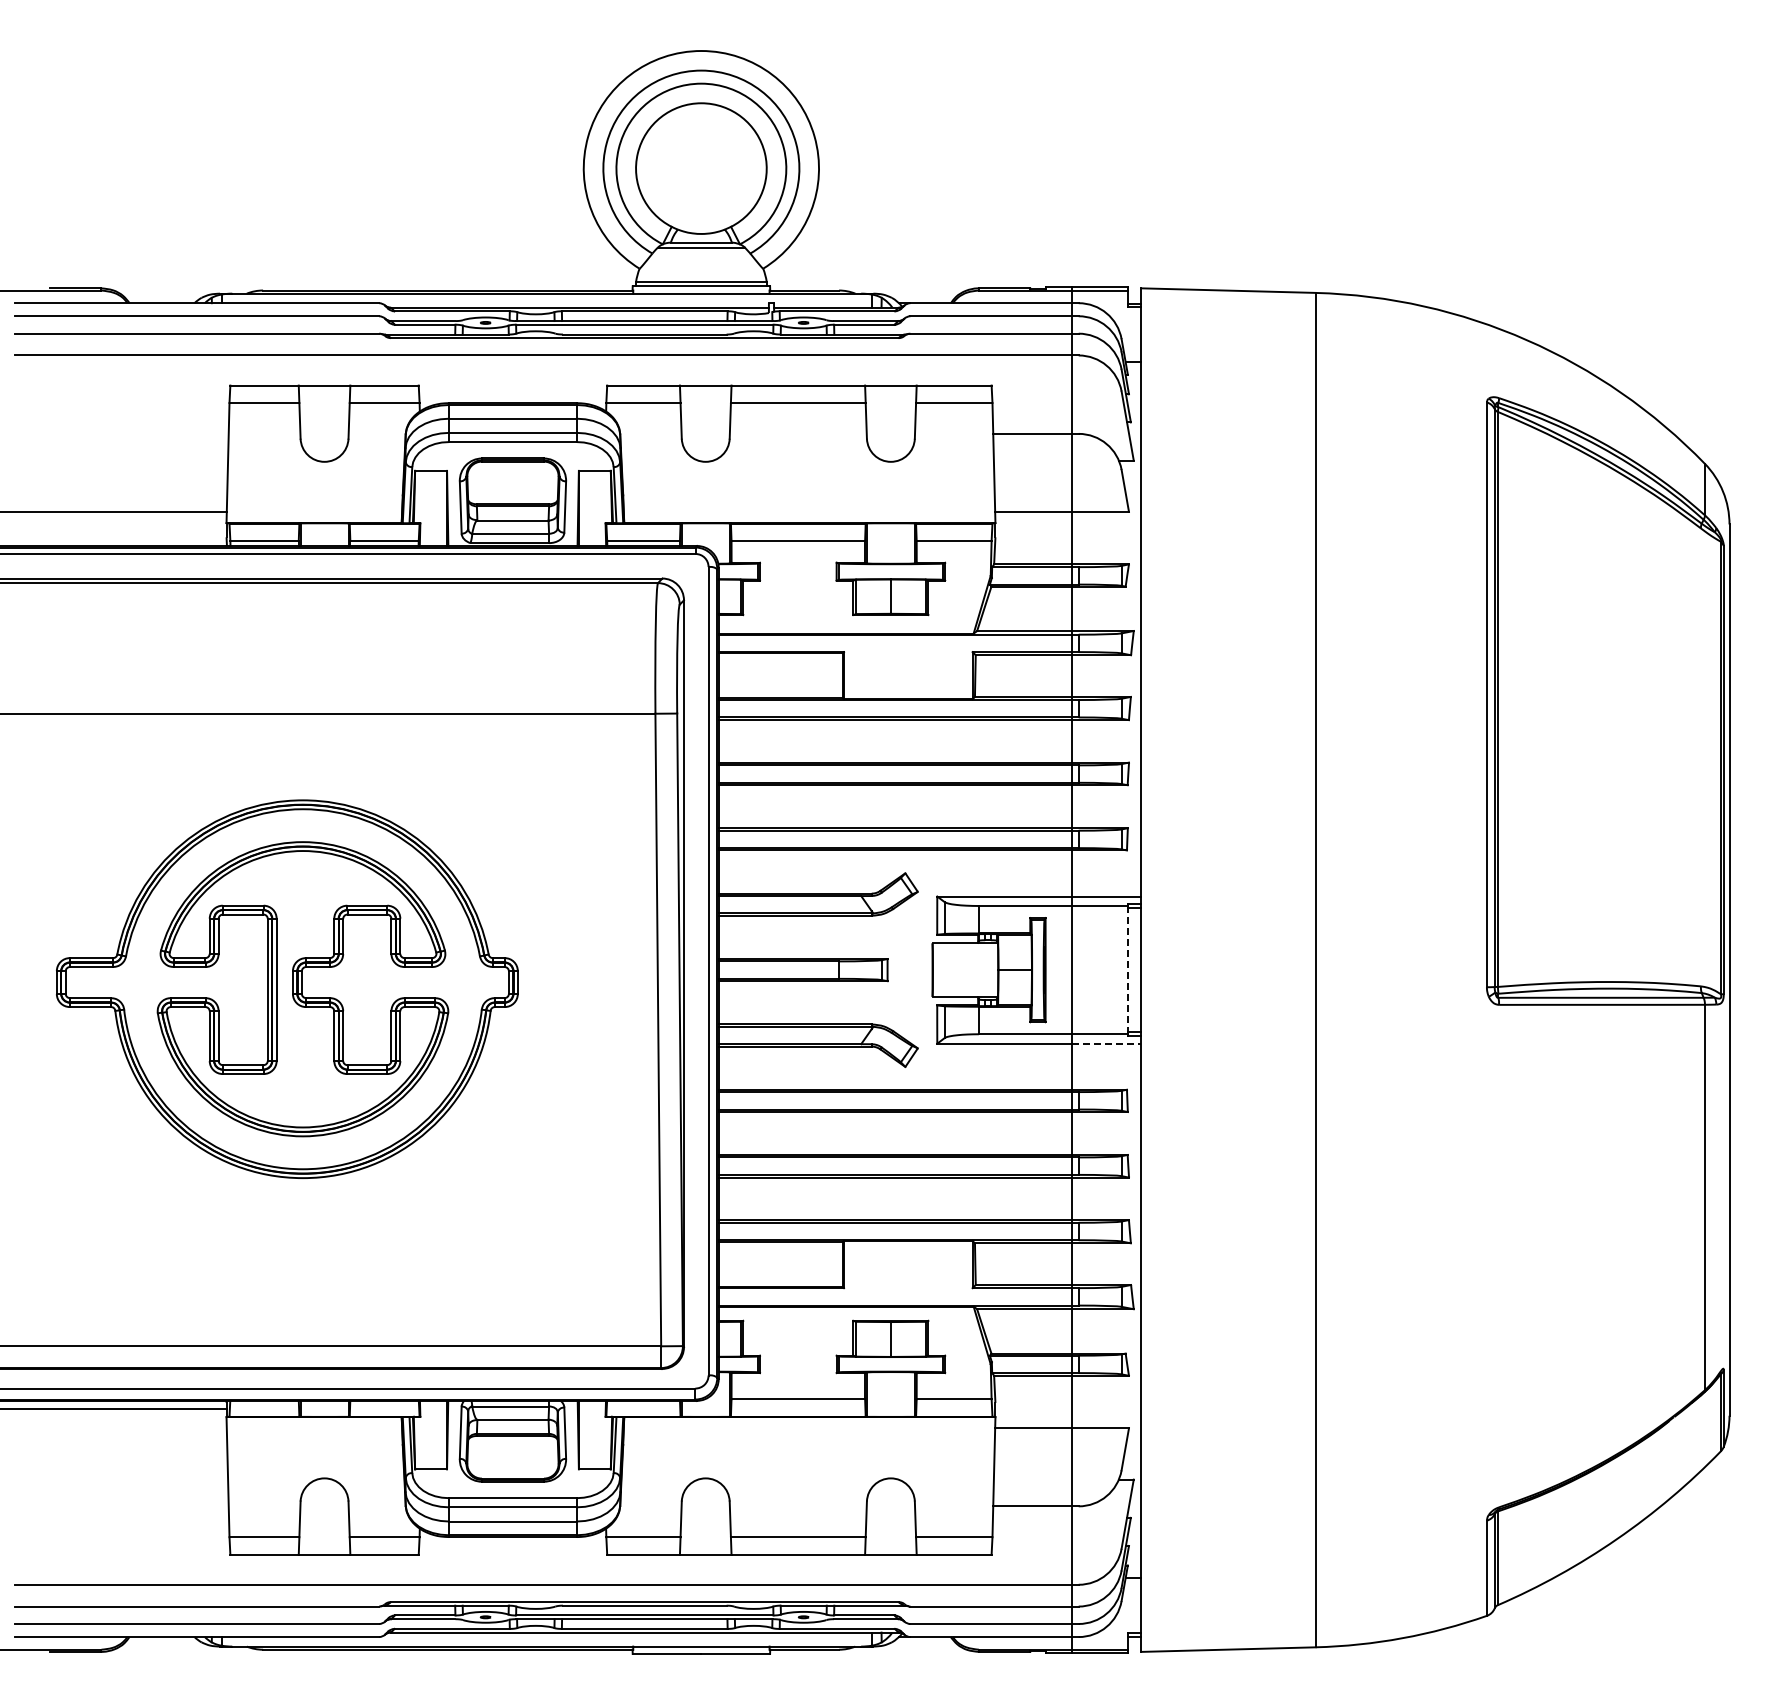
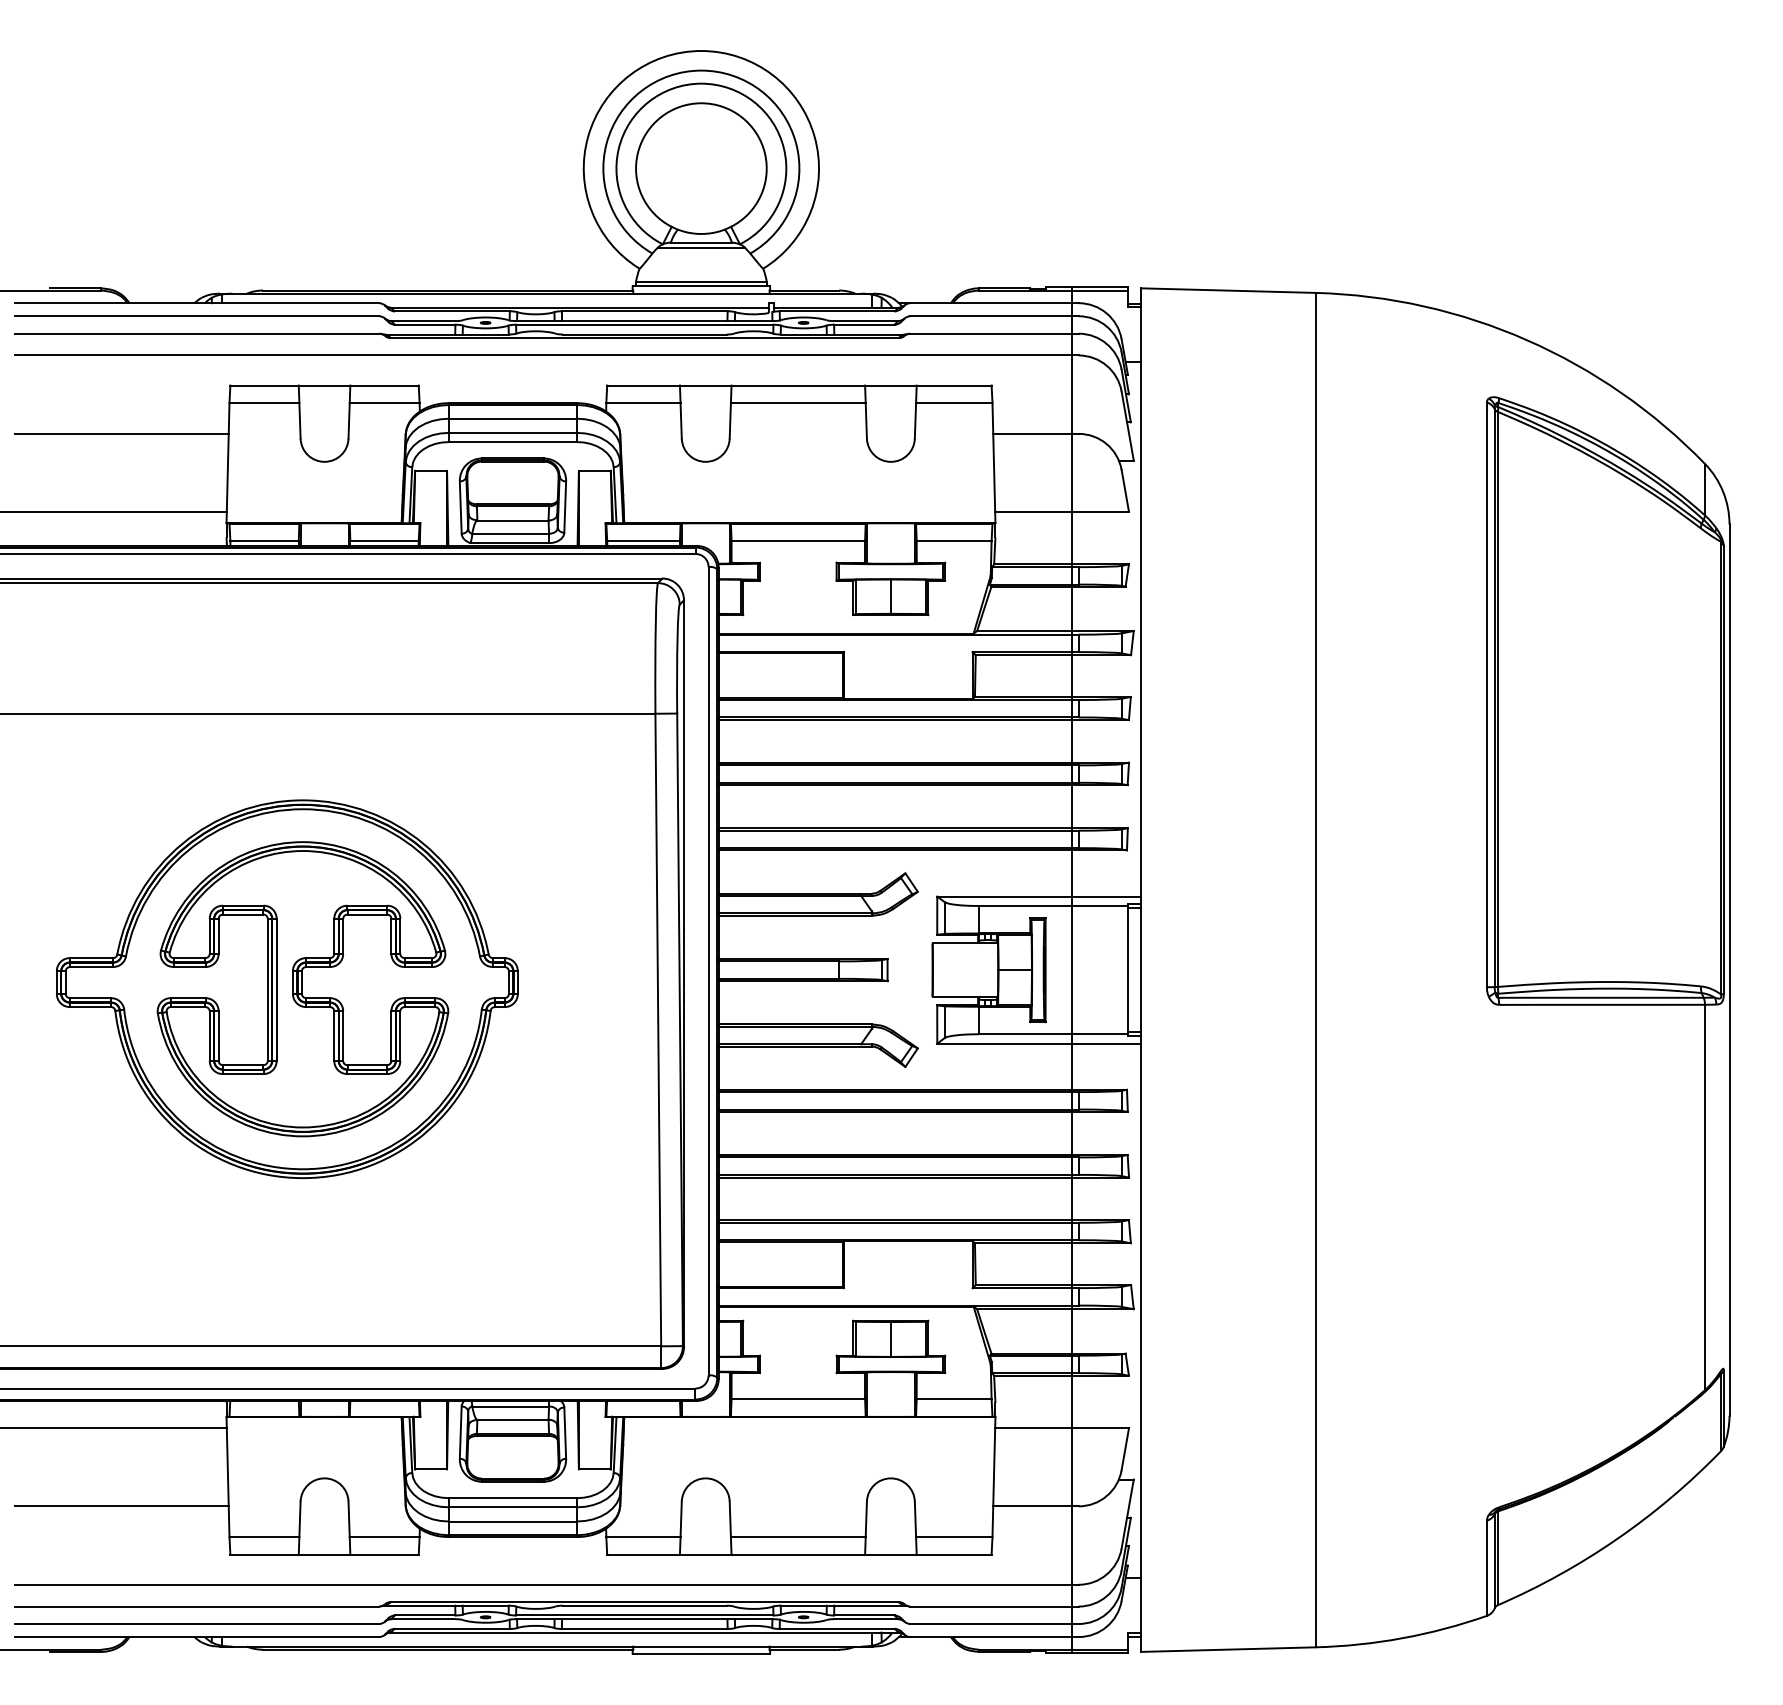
line: none -> present (121, 433)
line: dashed -> solid (1128, 969)
line: dashed -> solid (1106, 1043)
line position: (114, 1409) -> (114, 1428) (114, 1428)
line: none -> present (121, 1506)
